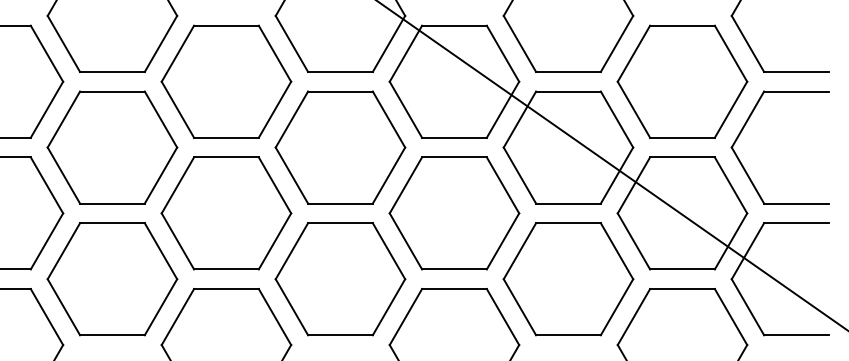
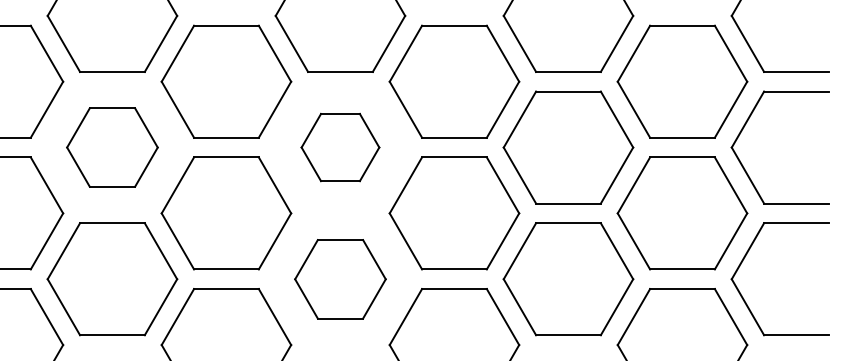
part size: 133x115 px -> 93x81 px (112, 147)
part size: 133x115 px -> 81x71 px (340, 147)
line: present -> none (612, 165)
part size: 133x115 px -> 93x81 px (340, 279)
